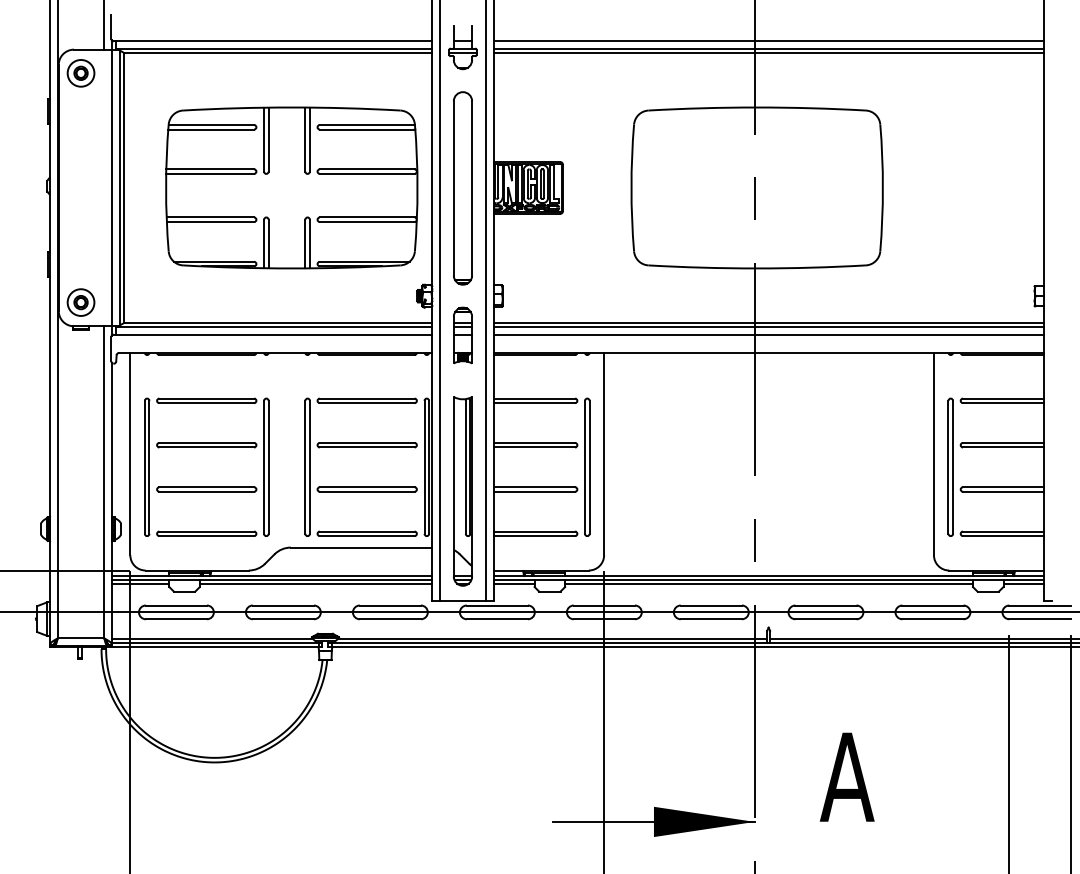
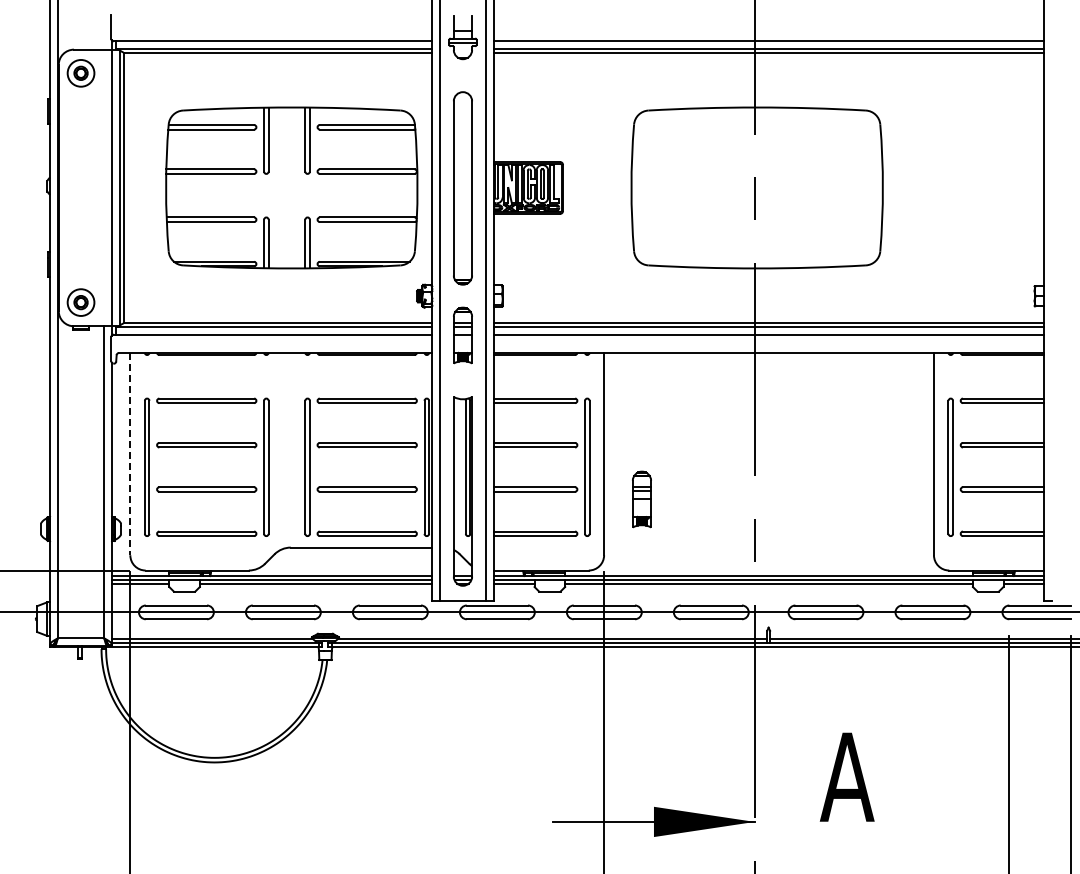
line: present -> none (104, 25)
part position: (462, 47) -> (462, 37) (462, 37)
line: solid -> dashed (130, 454)
part: none -> present (641, 499)
